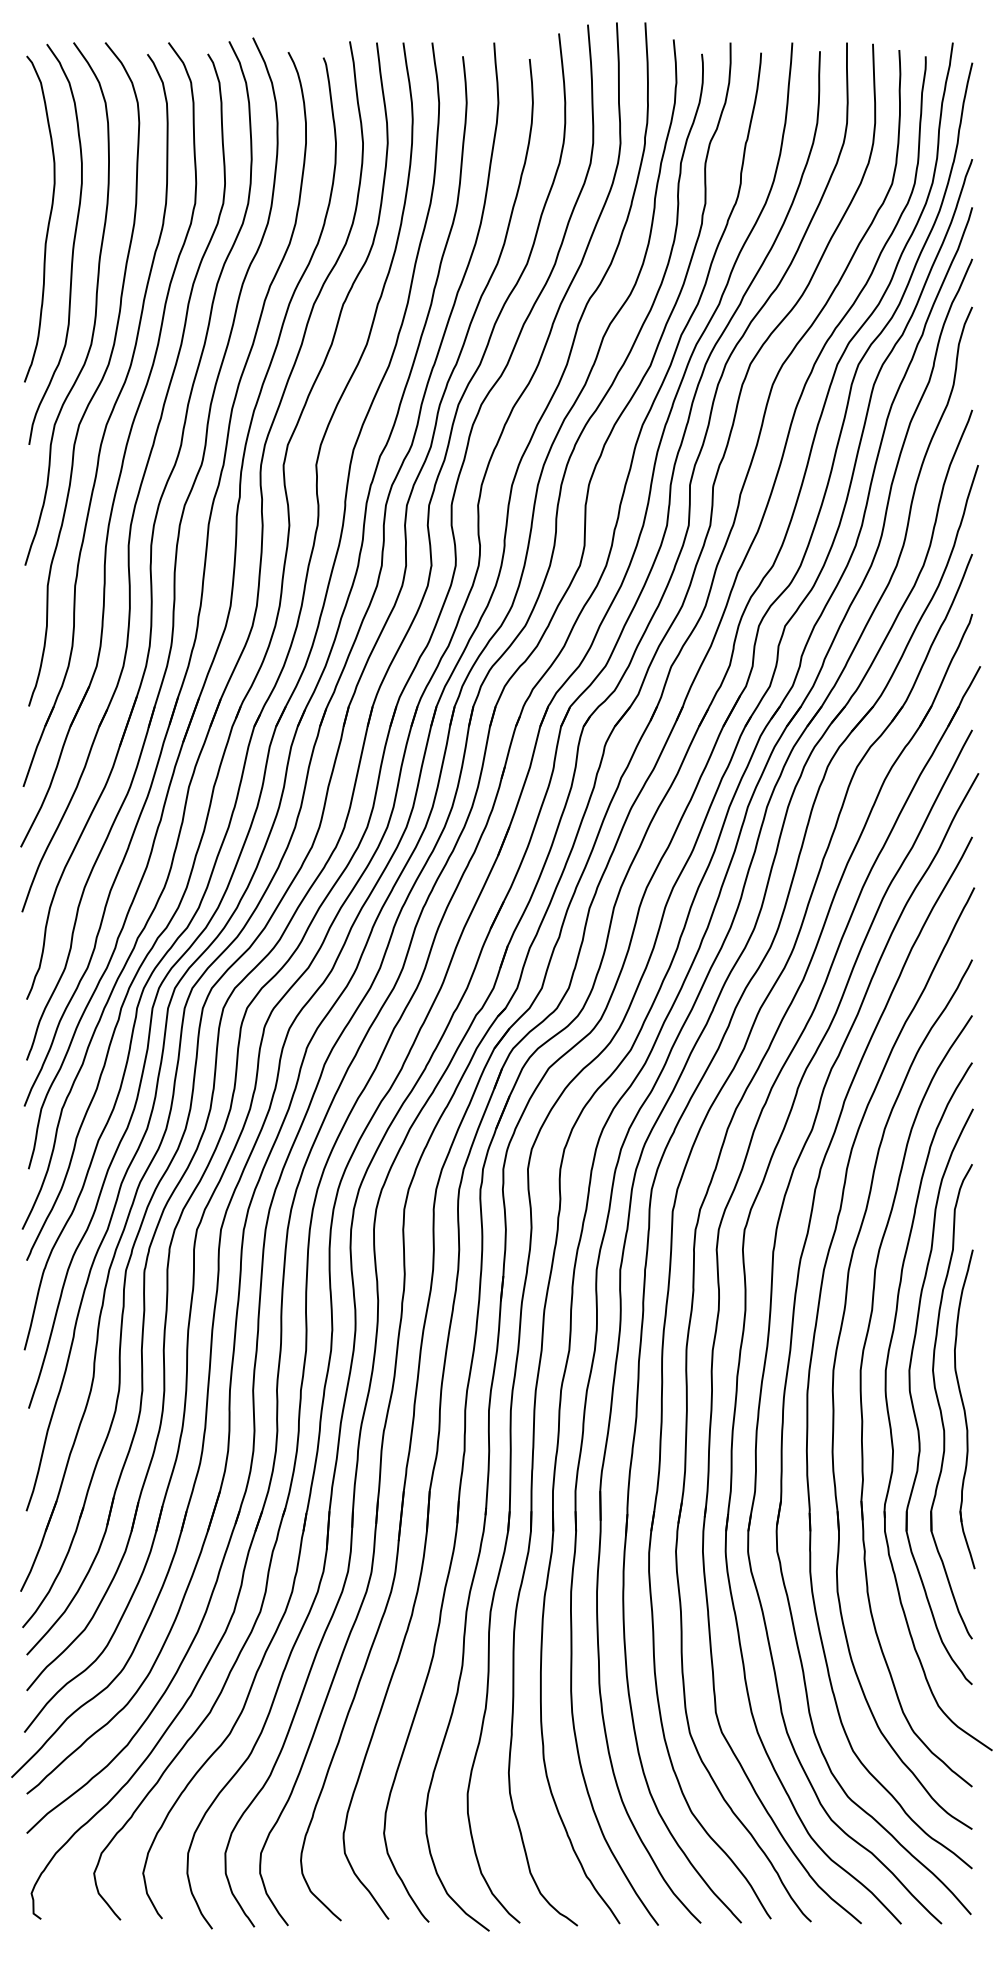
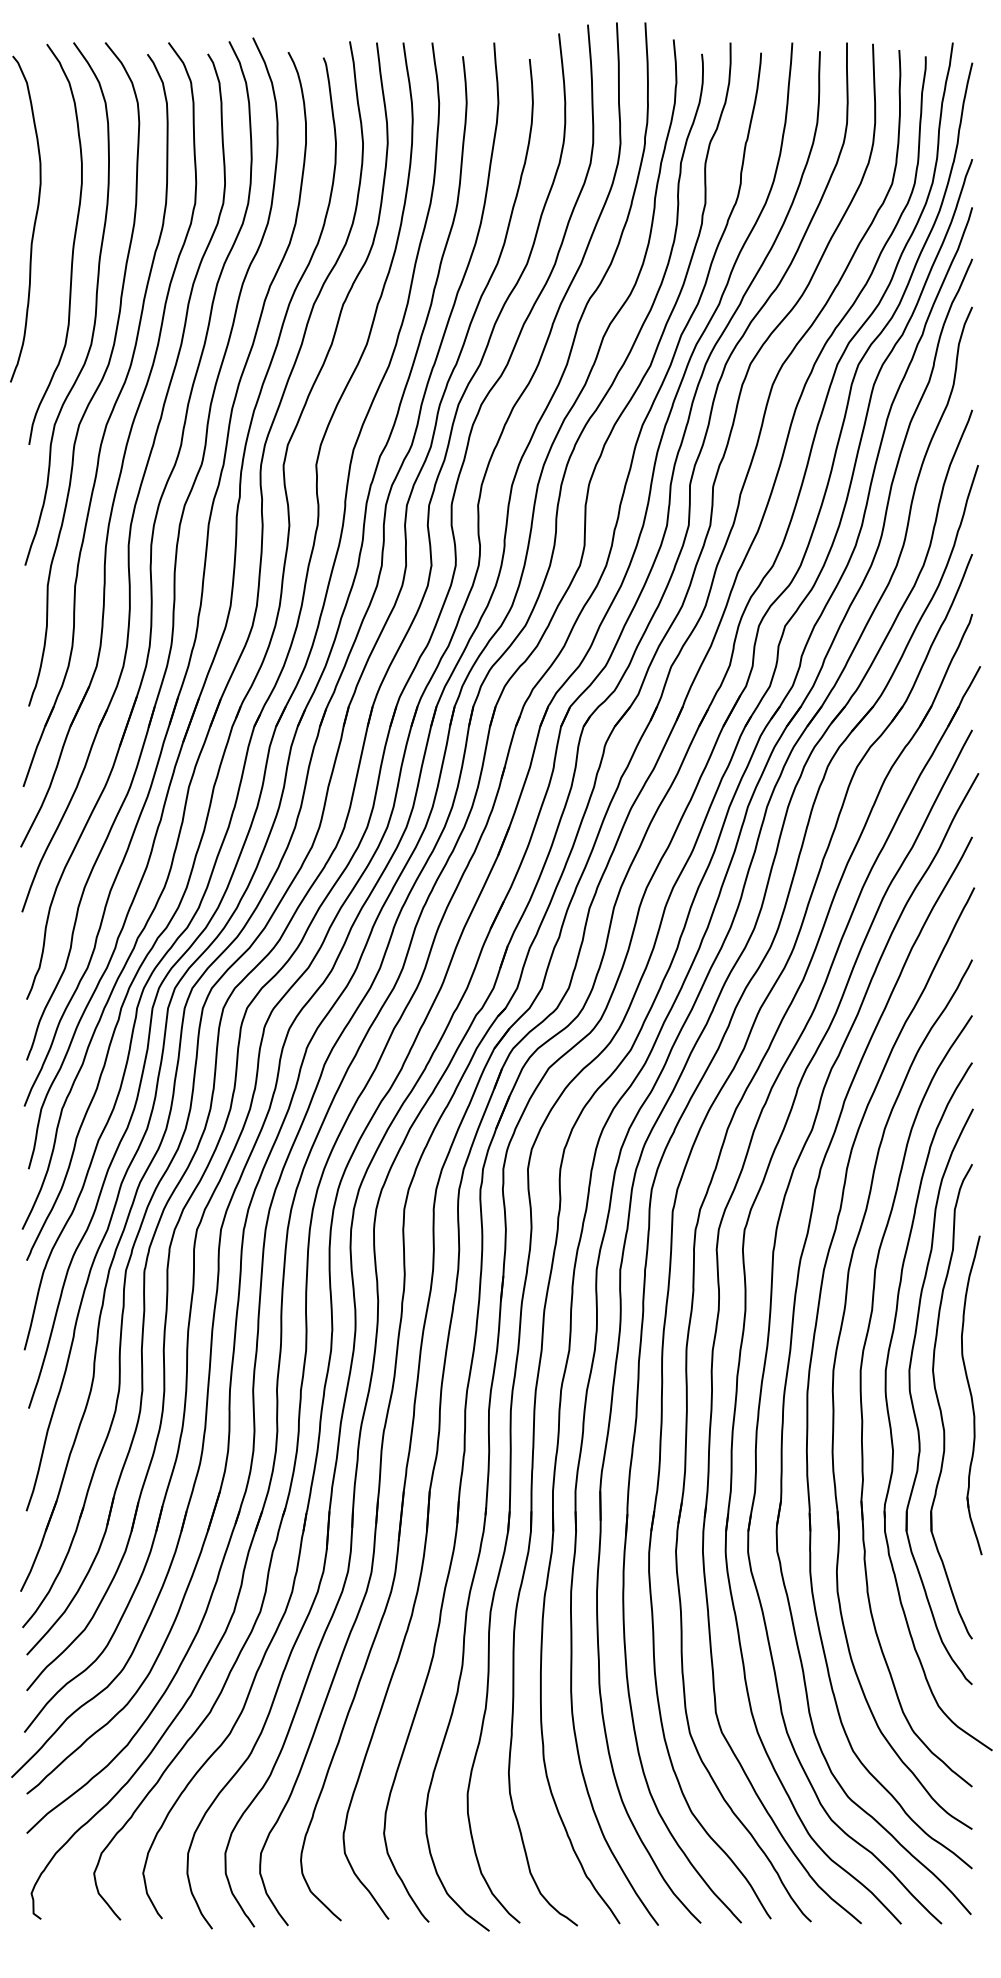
curve position: (48, 219) -> (34, 219) (34, 219)
part position: (964, 1409) -> (971, 1395) (971, 1395)
